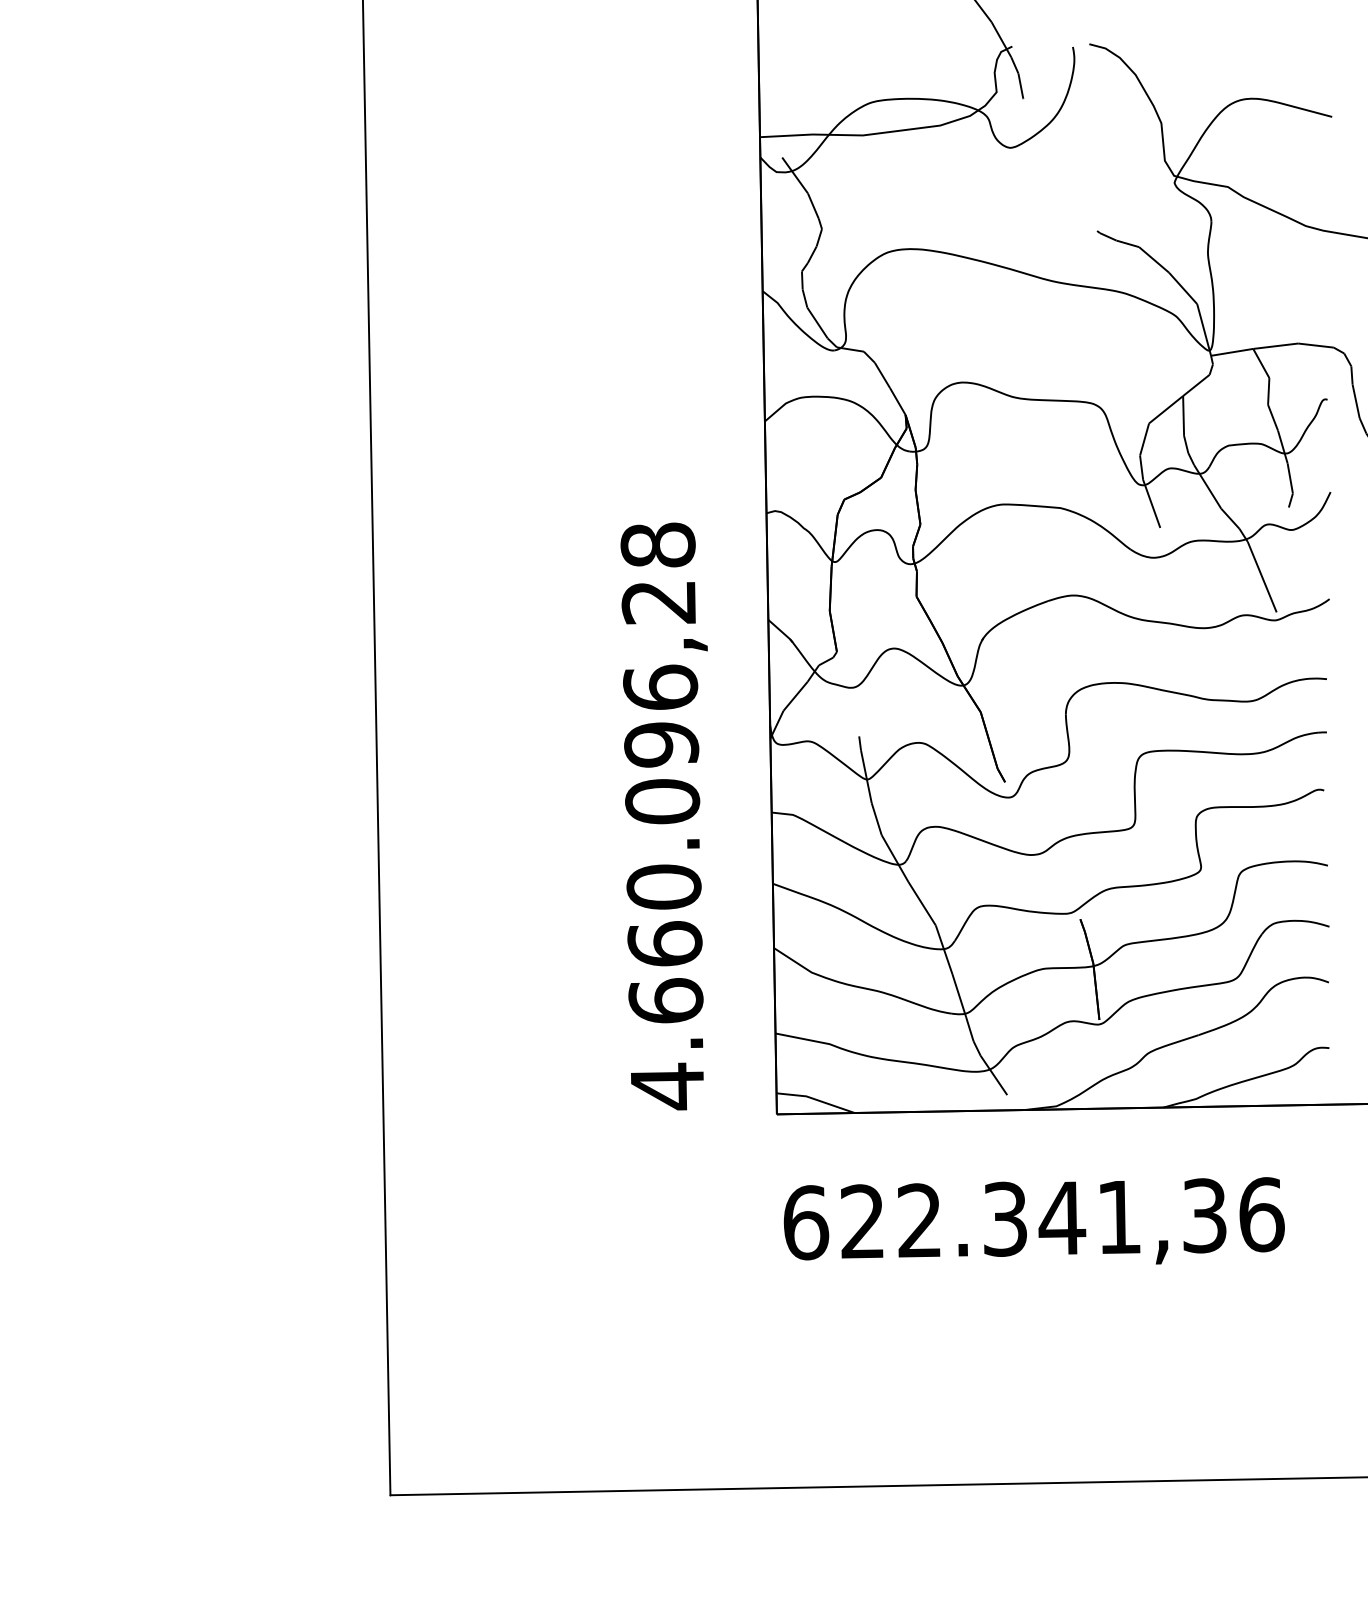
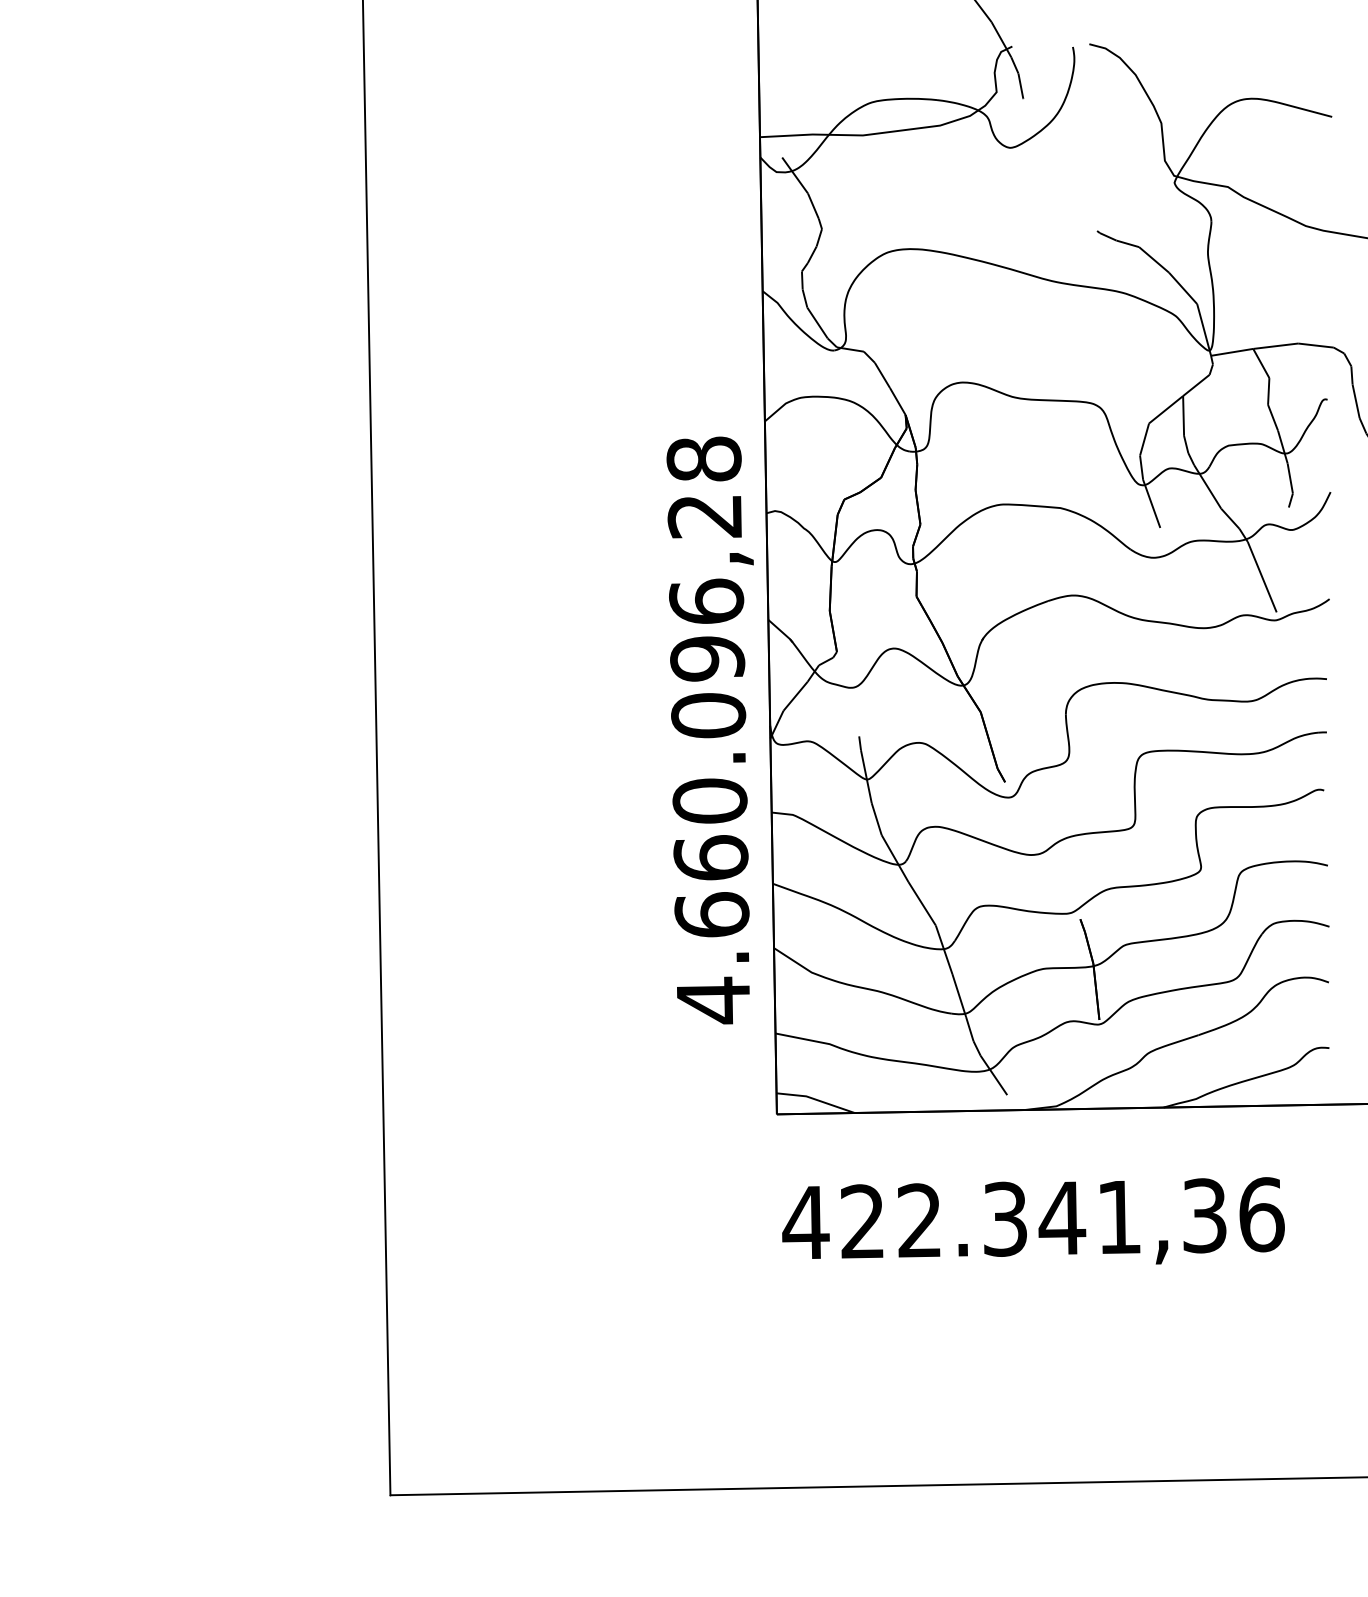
text position: (663, 816) -> (709, 730) (709, 730)
text: 622.341,36 -> 422.341,36 (805, 1222)
